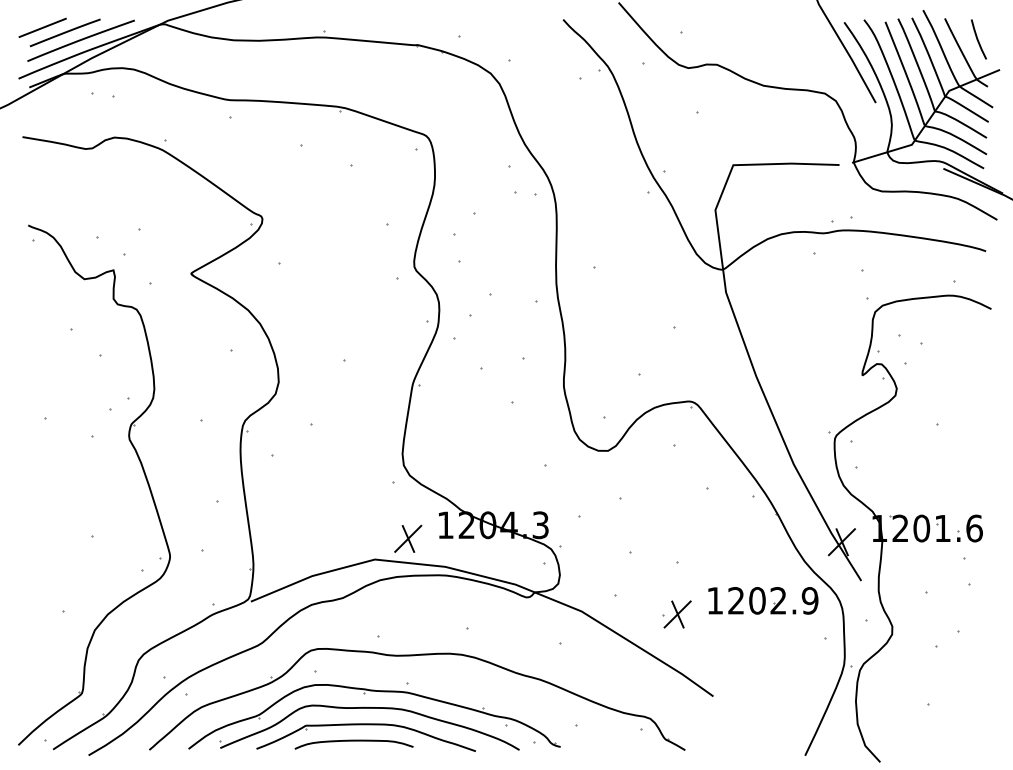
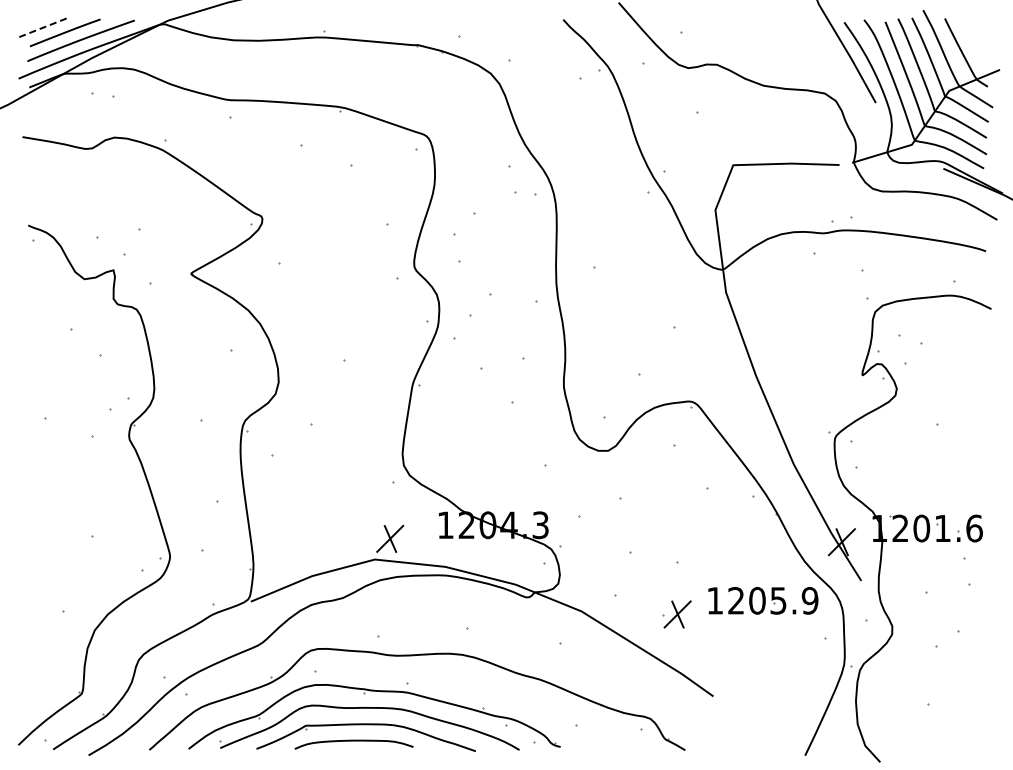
line: solid -> dashed (42, 27)
line: present -> none (978, 39)
part position: (408, 538) -> (390, 538) (390, 538)
text: 1202.9 -> 1205.9 (778, 600)
